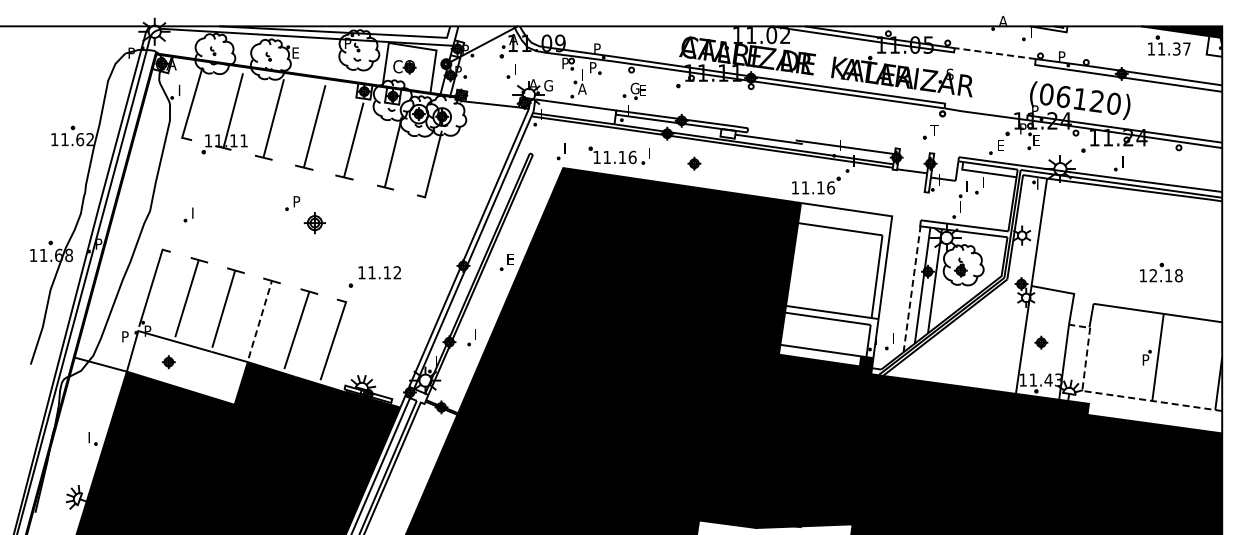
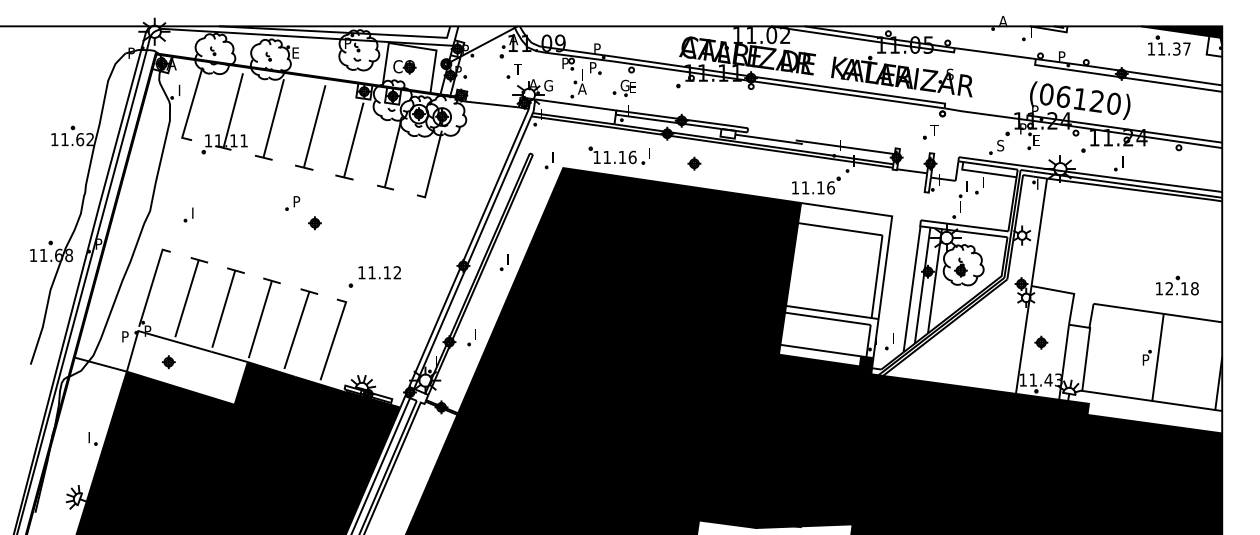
line: dashed -> solid (995, 53)
text: I -> T (517, 69)
part position: (633, 90) -> (623, 87) (623, 87)
text: E -> S (1000, 145)
part position: (560, 151) -> (548, 160) (548, 160)
part size: 23x23 px -> 14x15 px (314, 223)
text: E -> I (511, 259)
part position: (1161, 272) -> (1177, 285) (1177, 285)
line: dashed -> solid (912, 289)
line: dashed -> solid (260, 319)
line: dashed -> solid (1108, 394)
